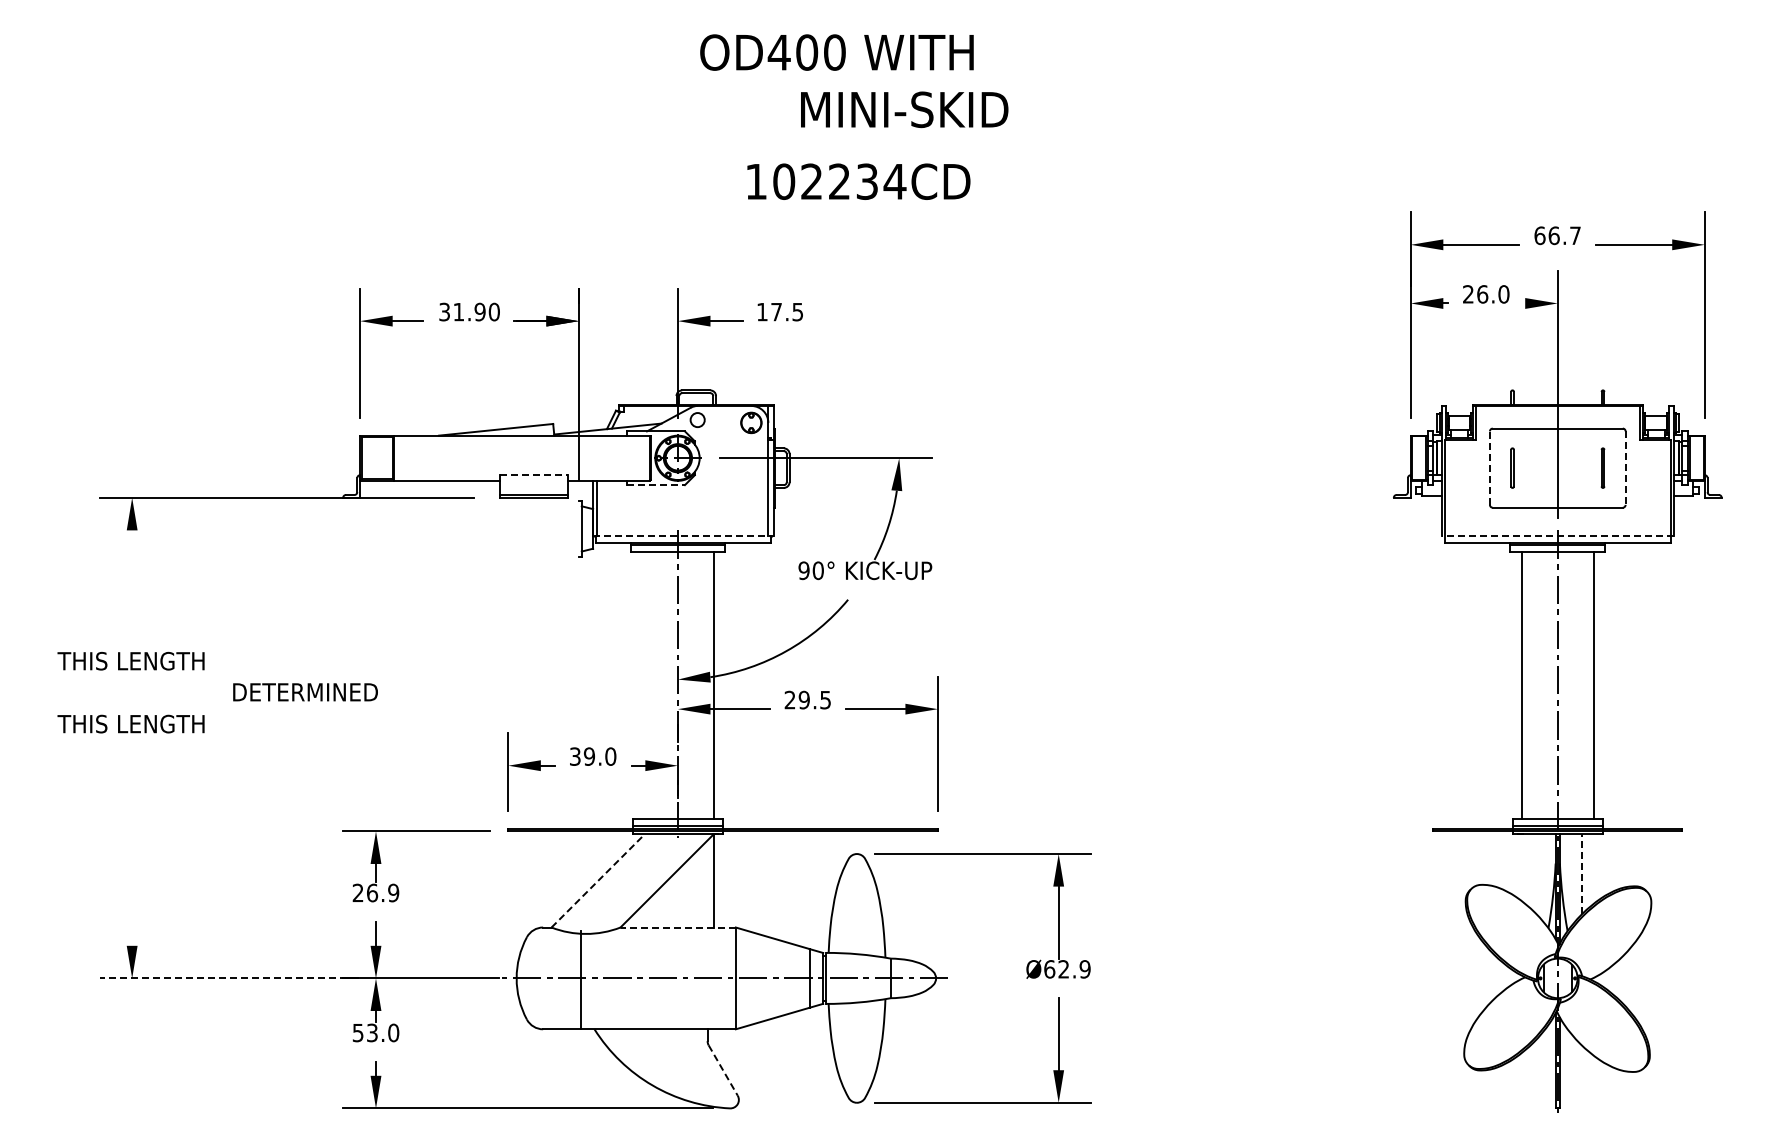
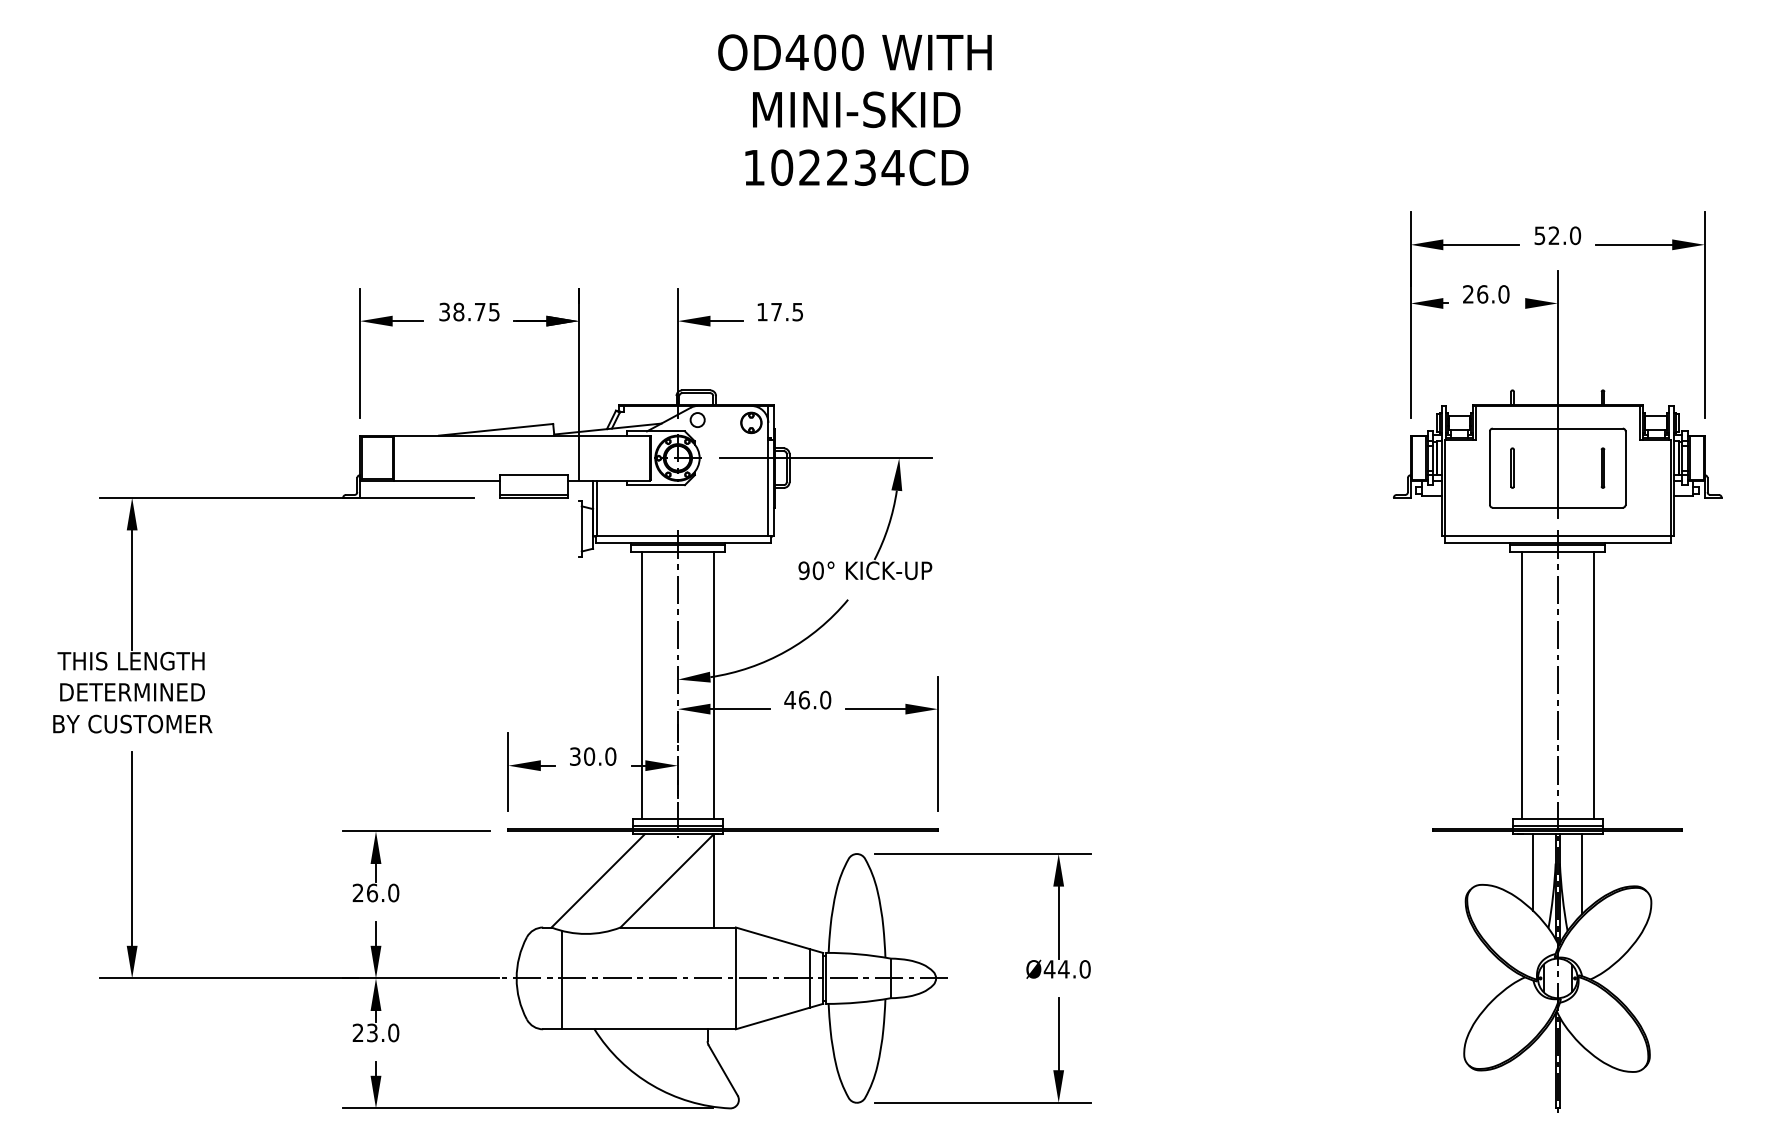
text position: (836, 52) -> (854, 52) (854, 52)
text position: (904, 109) -> (856, 109) (856, 109)
text position: (858, 181) -> (856, 167) (856, 167)
text: 66.7 -> 52.0 (1557, 235)
text: 31.90 -> 38.75 (476, 311)
line: dashed -> solid (1489, 468)
line: dashed -> solid (1625, 468)
line: dashed -> solid (533, 475)
line: dashed -> solid (656, 485)
line: dashed -> solid (684, 536)
line: dashed -> solid (1557, 536)
line: none -> present (132, 590)
line: none -> present (641, 684)
text position: (305, 692) -> (132, 692) (132, 692)
text: 29.5 -> 46.0 (807, 699)
text: THIS LENGTH -> BY CUSTOMER (132, 723)
text: 39.0 -> 30.0 (589, 756)
line: none -> present (132, 848)
line: none -> present (1533, 872)
line: dashed -> solid (1582, 874)
line: dashed -> solid (598, 880)
text: 26.9 -> 26.0 (393, 893)
line: dashed -> solid (678, 927)
text: Ø62.9 -> Ø44.0 (1066, 969)
line: dashed -> solid (228, 978)
line position: (580, 979) -> (561, 979) (561, 979)
text: 53.0 -> 23.0 (357, 1032)
line: dashed -> solid (723, 1070)
